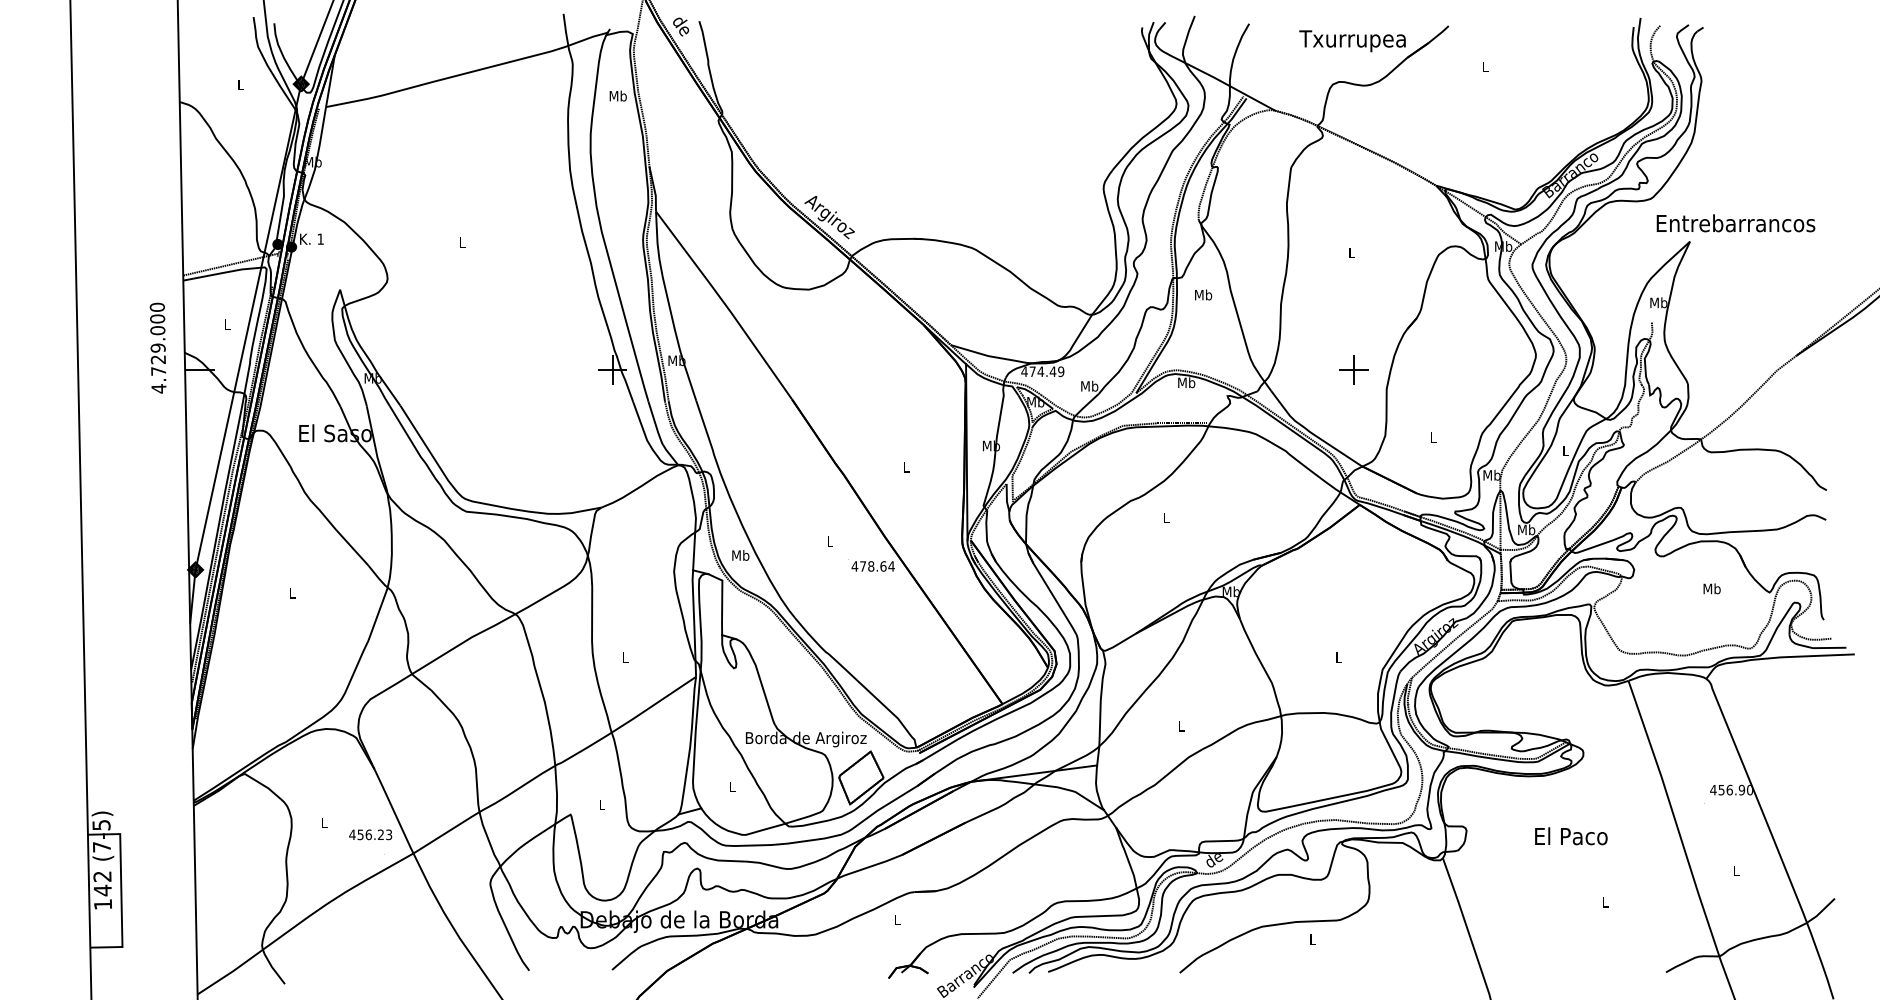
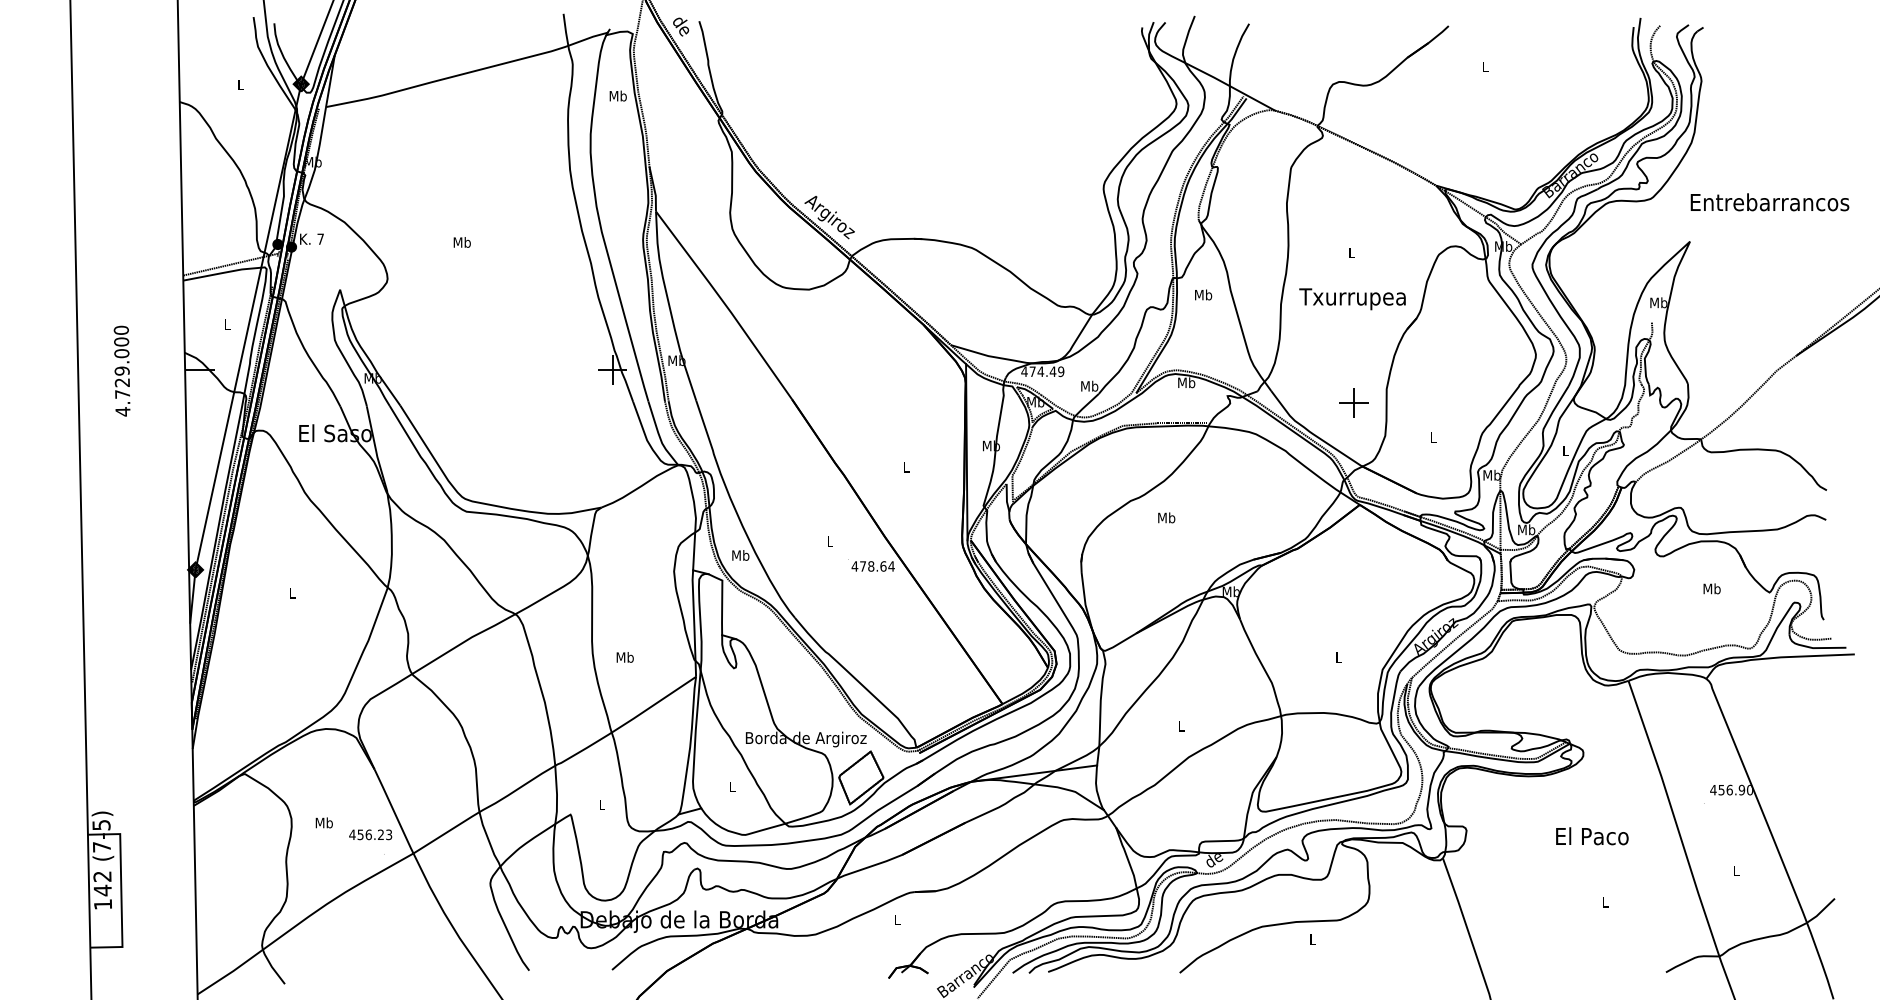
text position: (1352, 41) -> (1352, 299) (1352, 299)
text position: (1735, 223) -> (1769, 202) (1769, 202)
text: 1 -> 7 (320, 238)
text: L -> Mb (461, 242)
text position: (157, 347) -> (121, 370) (121, 370)
part position: (1353, 369) -> (1353, 402) (1353, 402)
text: L -> Mb (1166, 517)
text: L -> Mb (624, 657)
text: L -> Mb (323, 822)
text position: (1571, 836) -> (1592, 836) (1592, 836)
